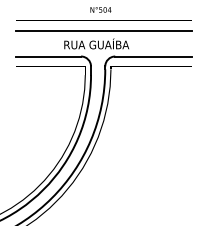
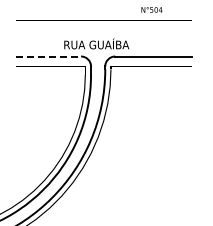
text position: (100, 9) -> (151, 9) (151, 9)
line: present -> none (103, 30)
line: solid -> dashed (48, 56)
